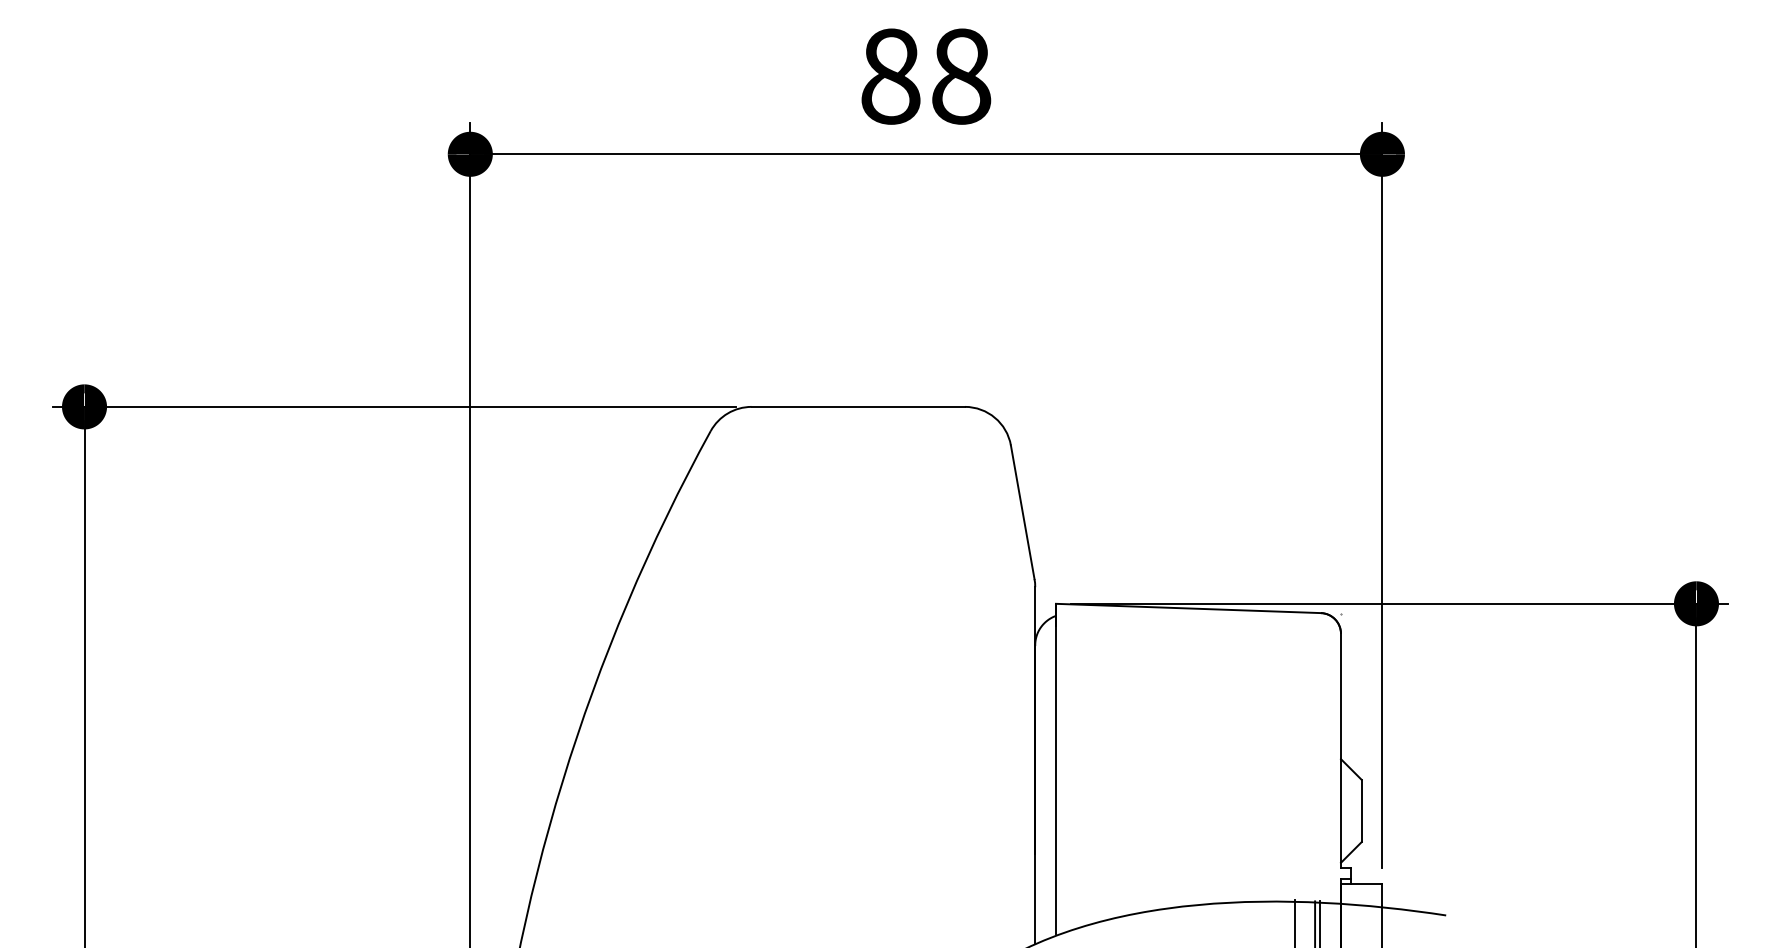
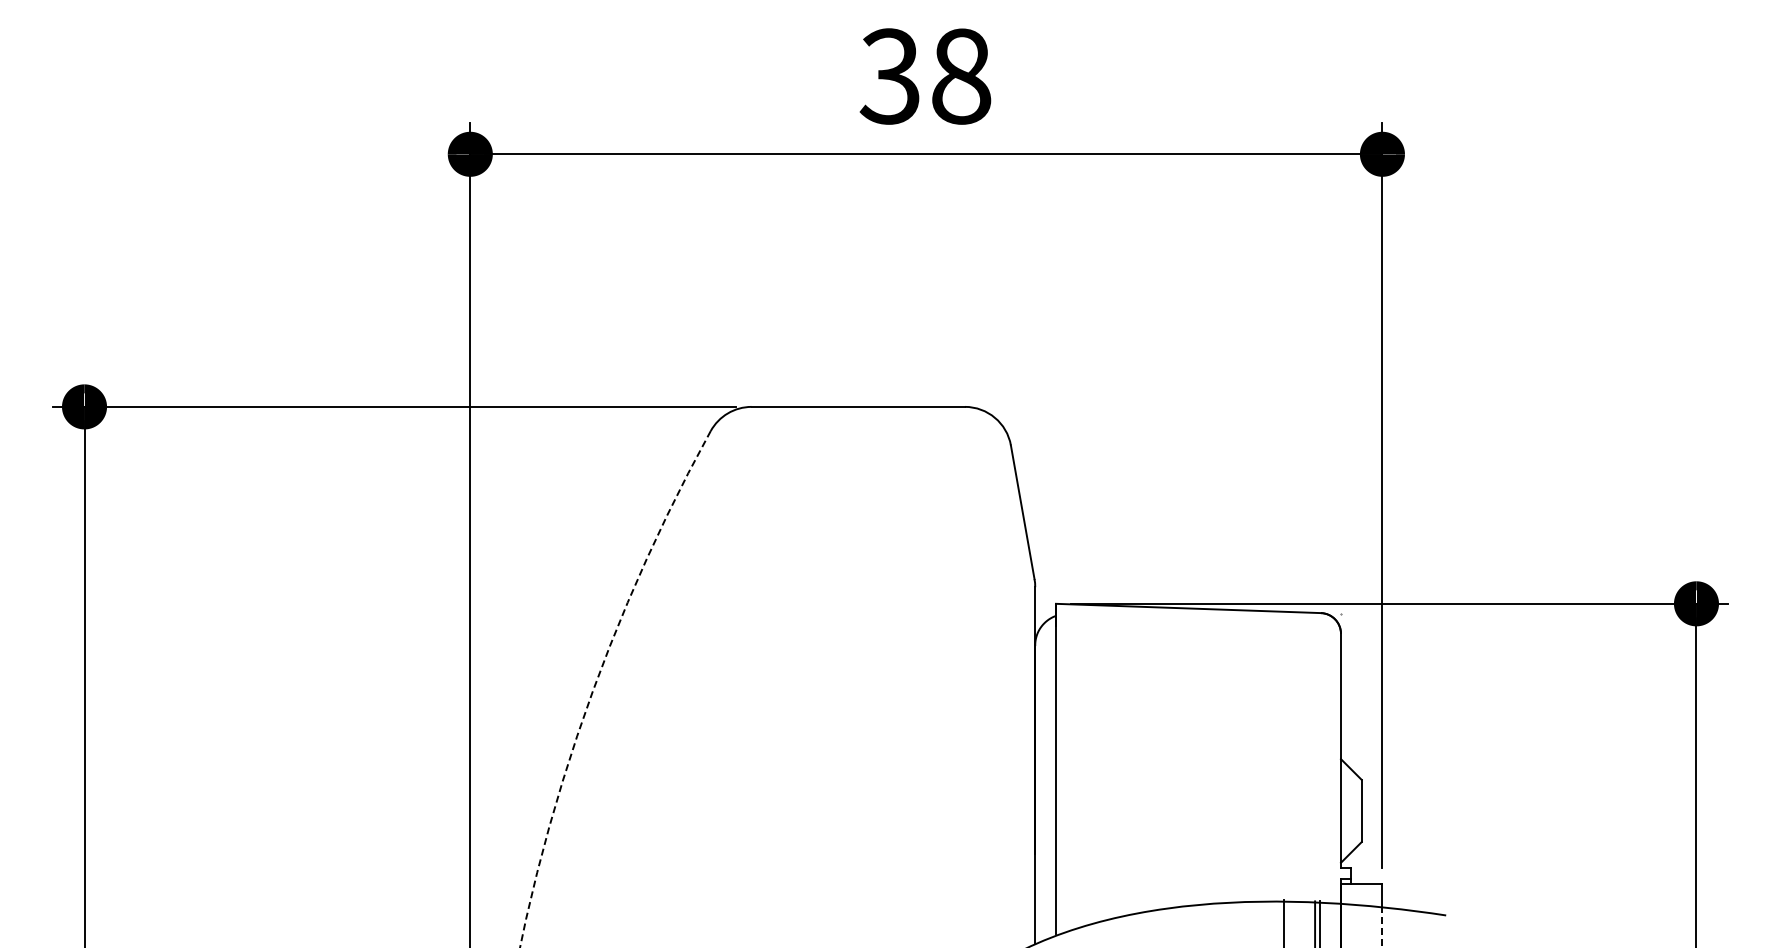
text: 88 -> 38 (889, 76)
arc: solid -> dashed (596, 682)
line position: (1295, 921) -> (1284, 921) (1284, 921)
line: solid -> dashed (1382, 926)
